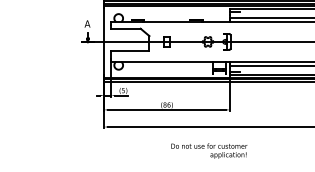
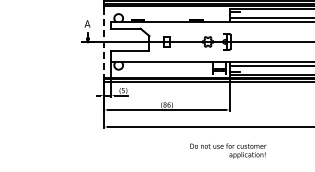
line: solid -> dashed (104, 42)
text position: (209, 150) -> (228, 150) (228, 150)
